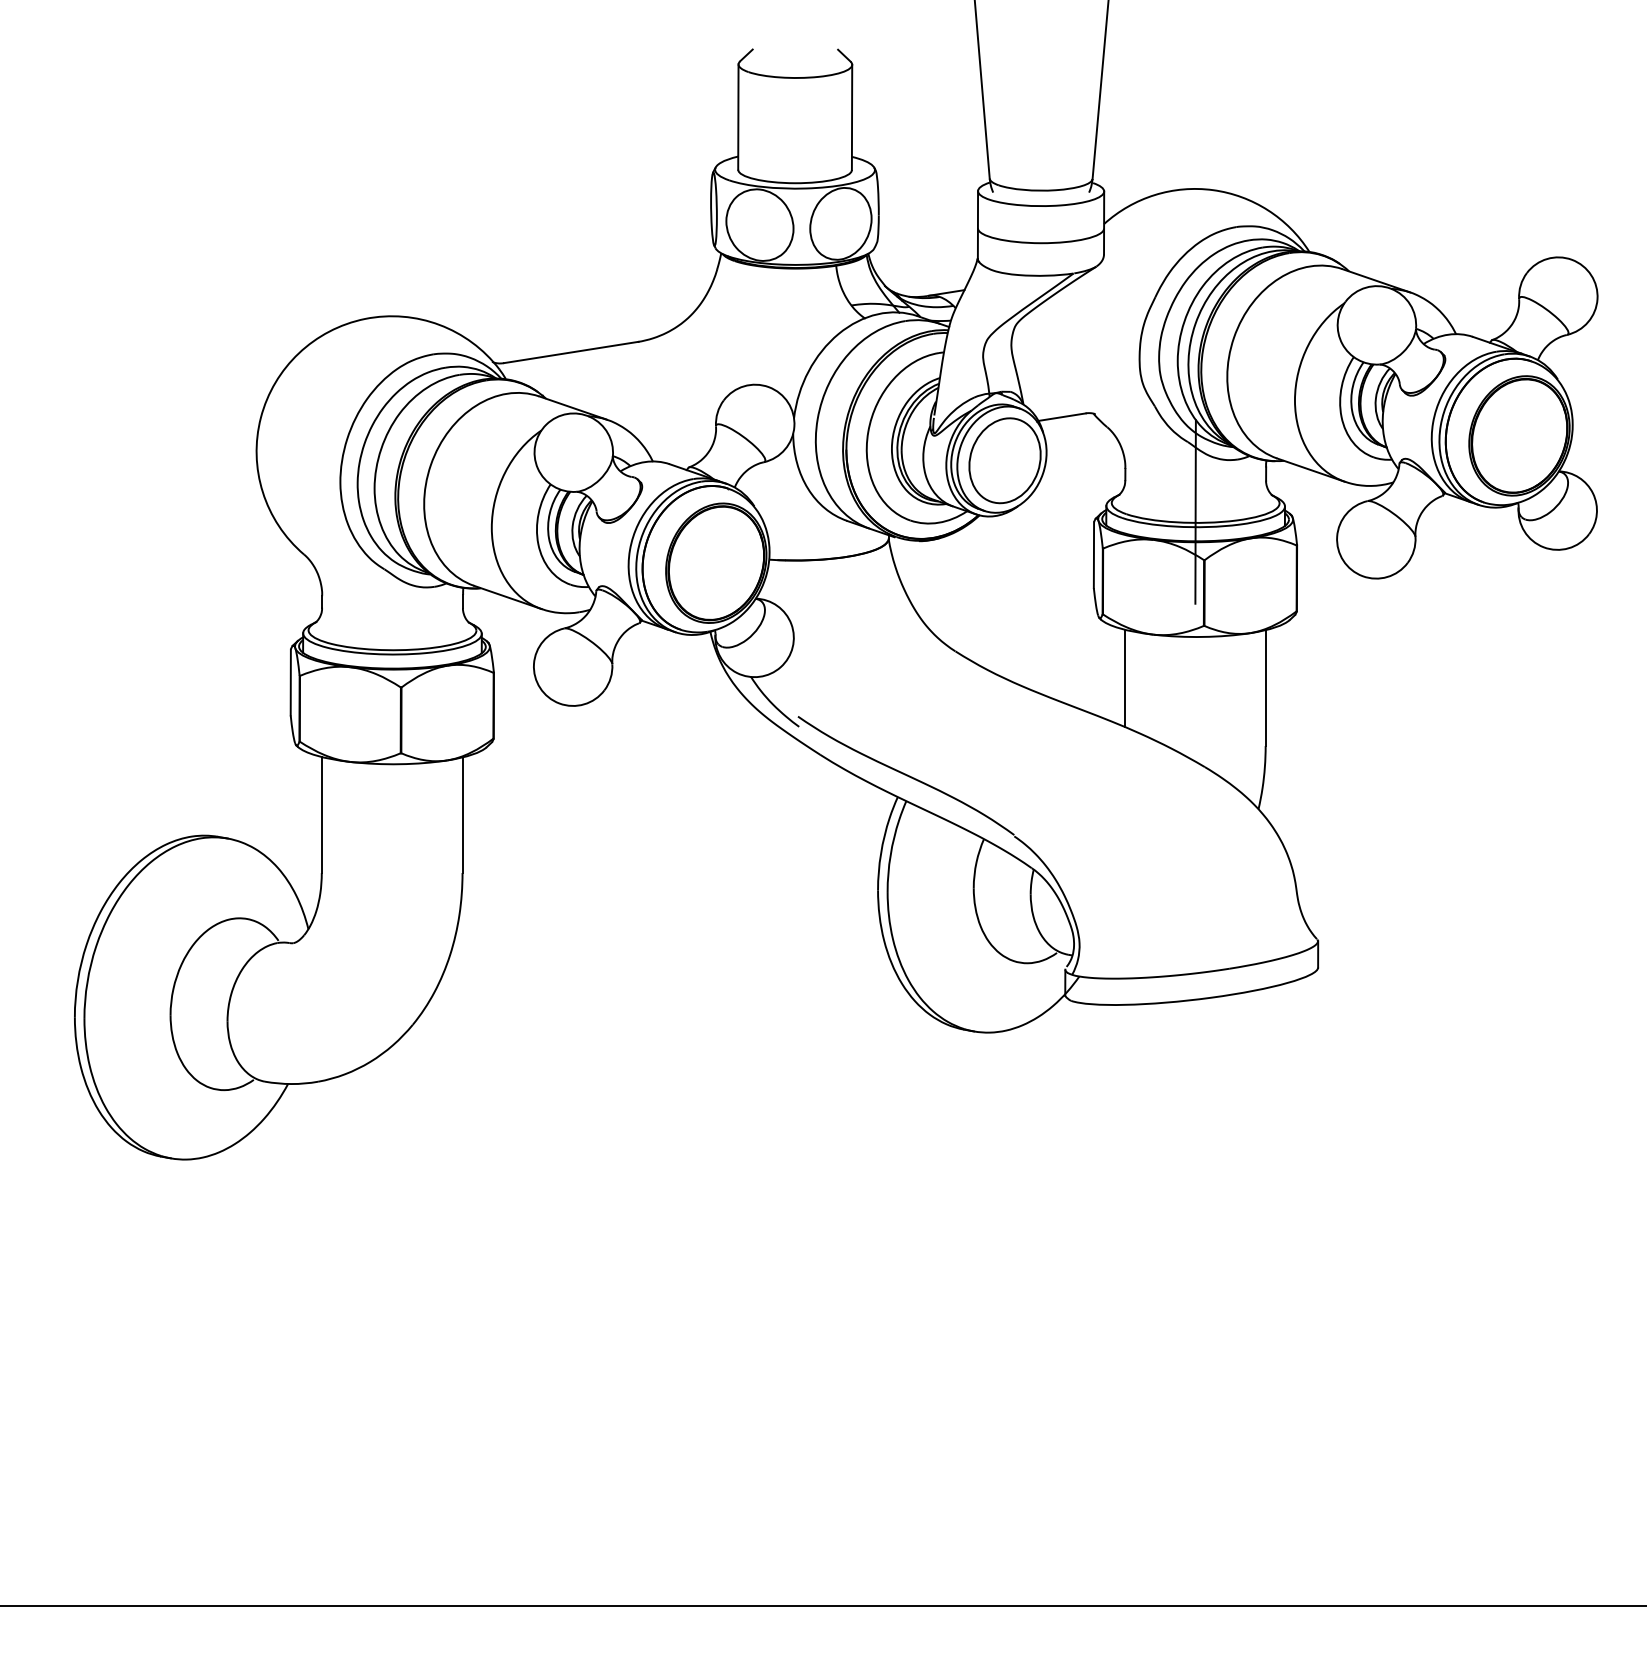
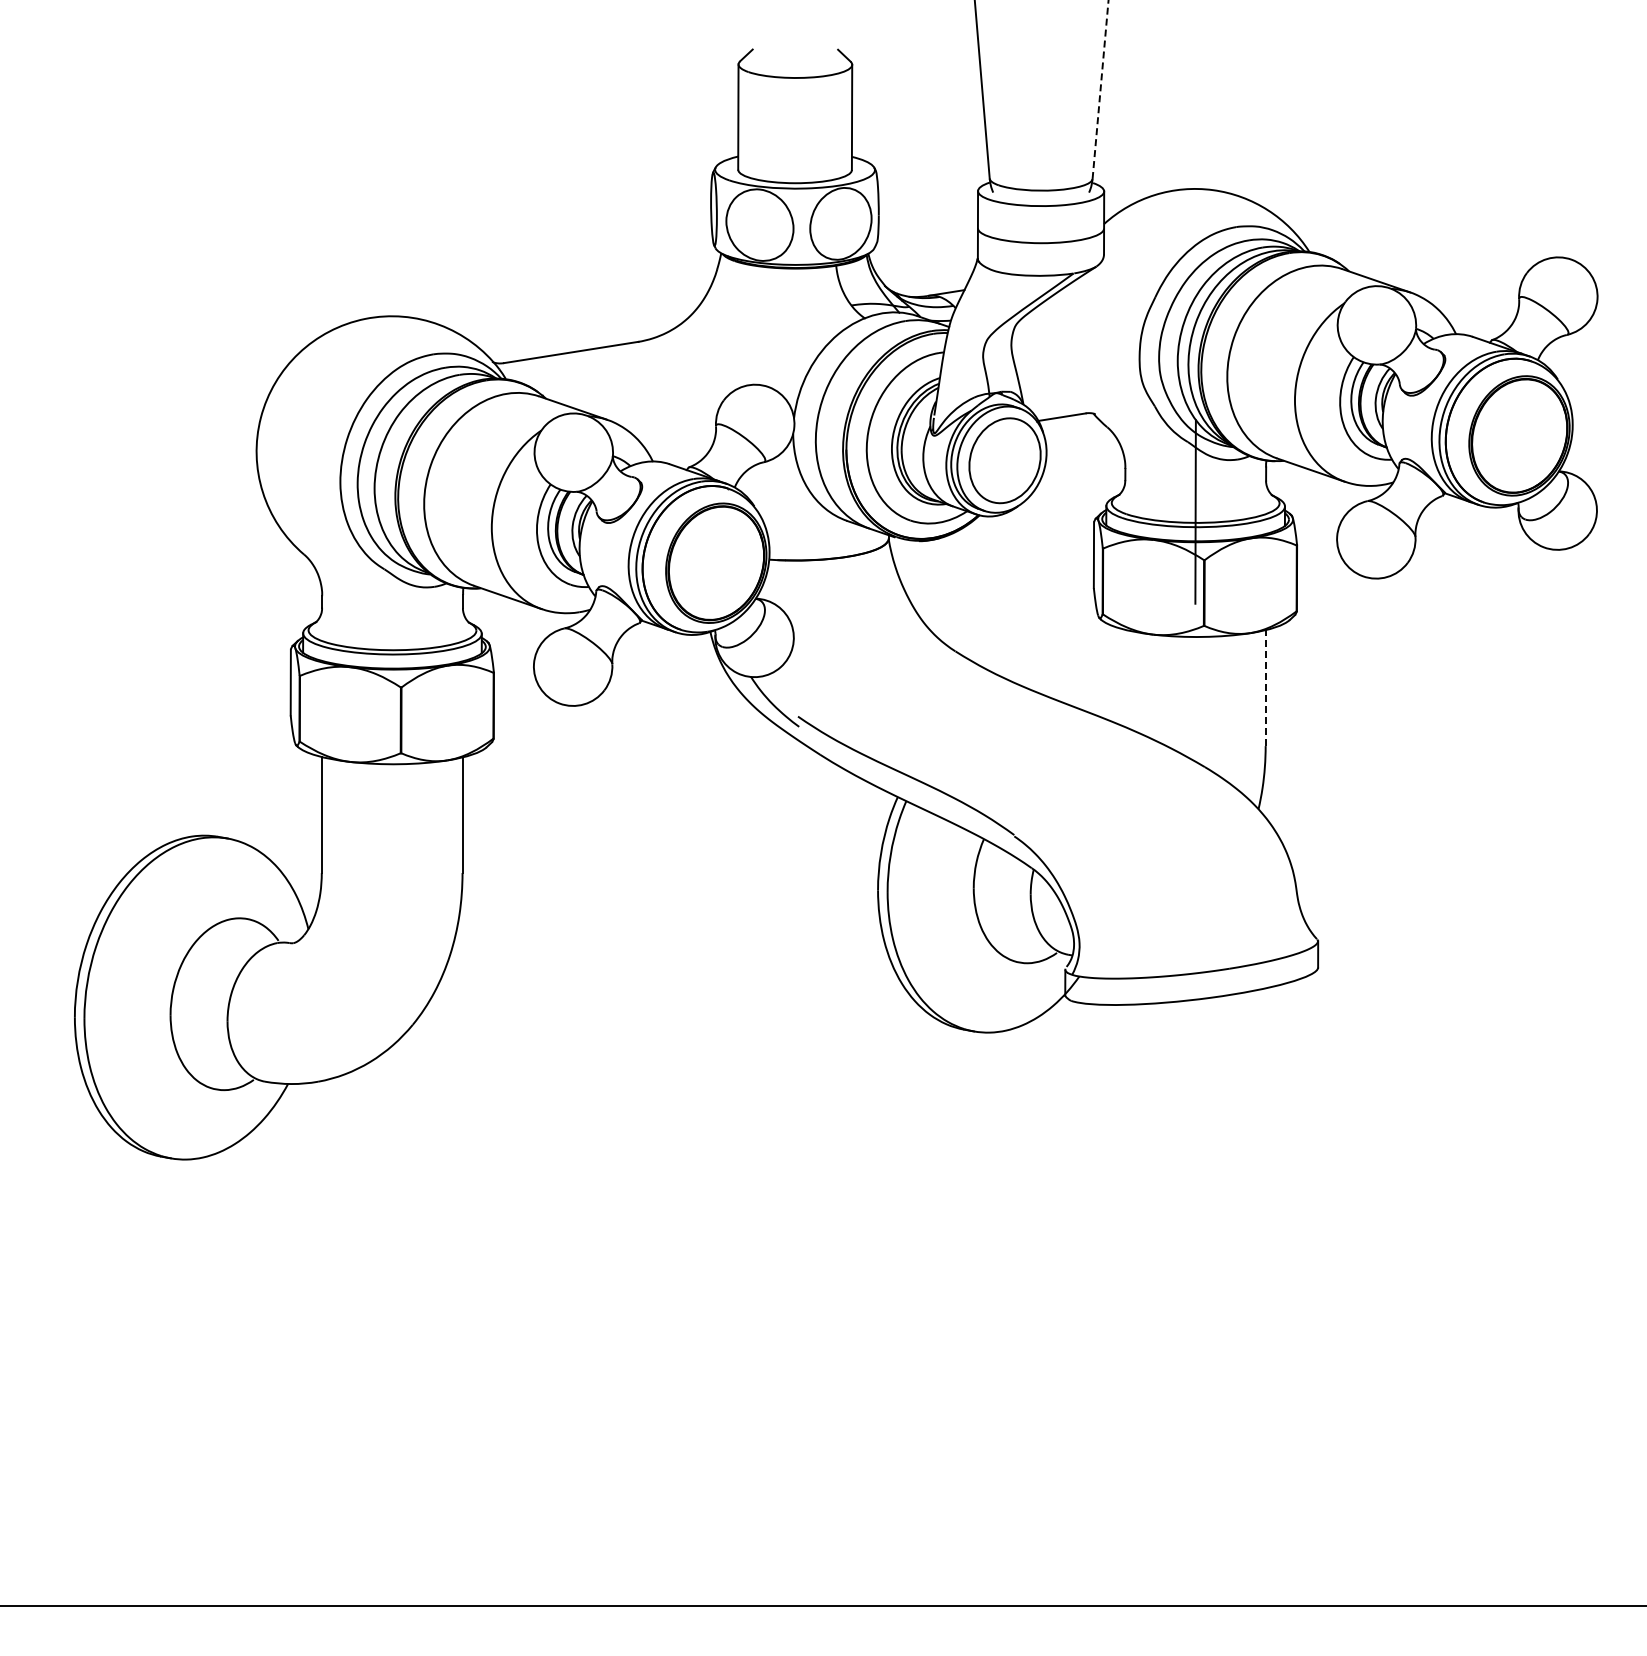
line: solid -> dashed (1100, 89)
line: present -> none (1124, 678)
line: solid -> dashed (1265, 688)
